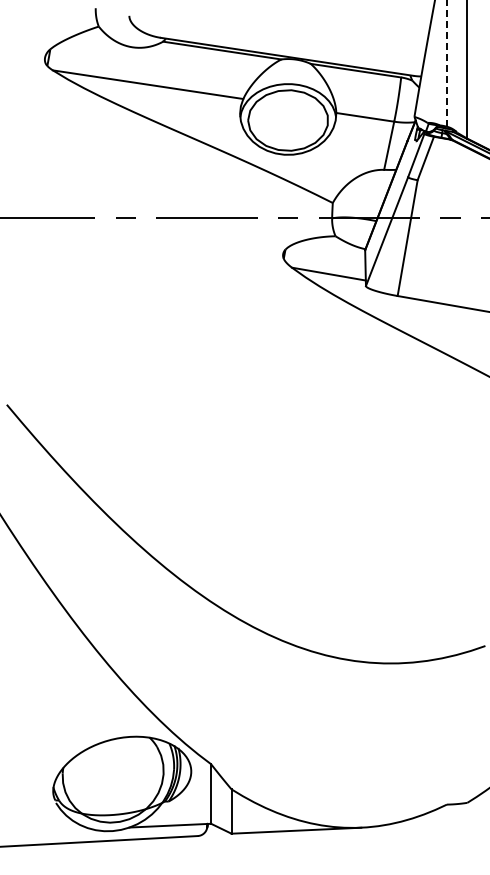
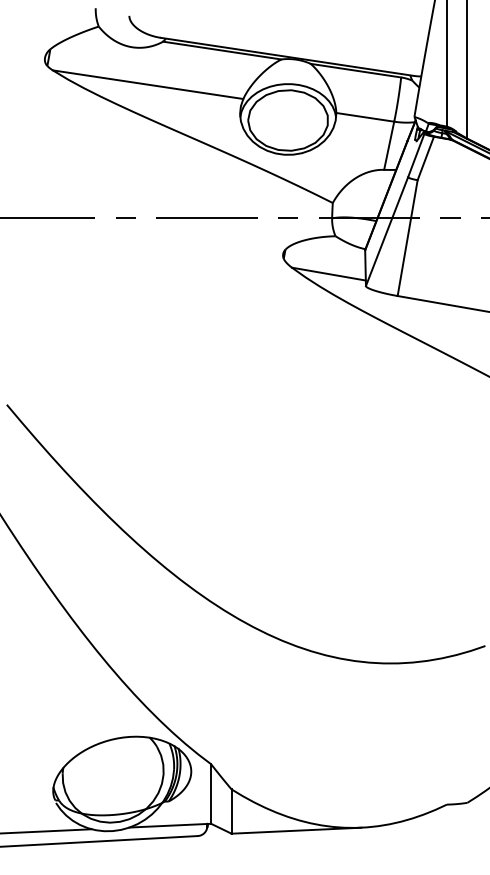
line: dashed -> solid (446, 62)
line: none -> present (46, 831)
